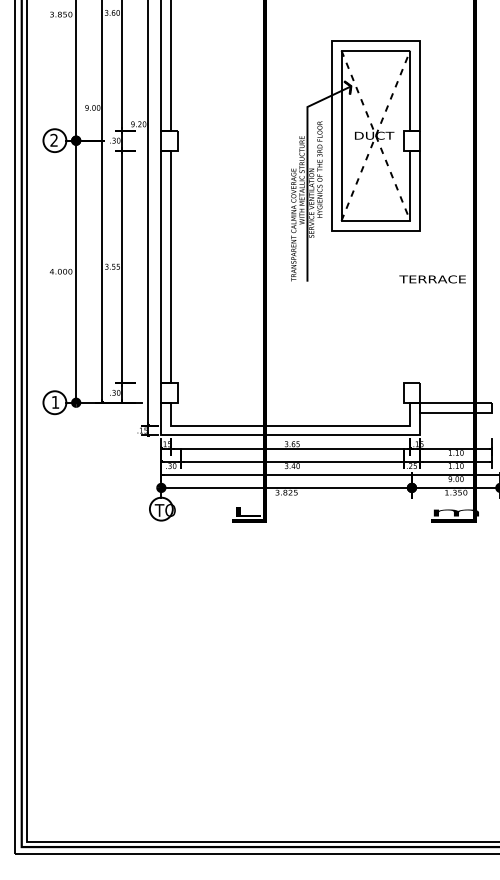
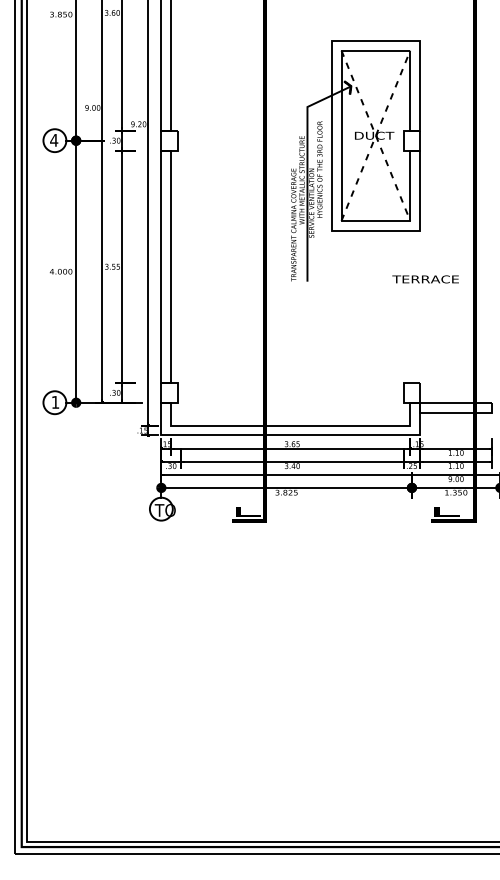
text: 2 -> 4 (54, 139)
text position: (432, 279) -> (425, 279) (425, 279)
text: m -> L (455, 511)
